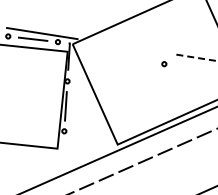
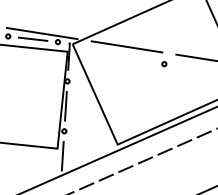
line: none -> present (126, 46)
line: dashed -> solid (196, 57)
line: none -> present (62, 156)
